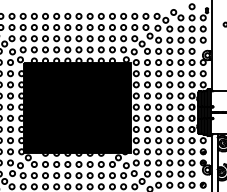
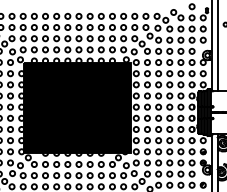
line: none -> present (217, 46)
